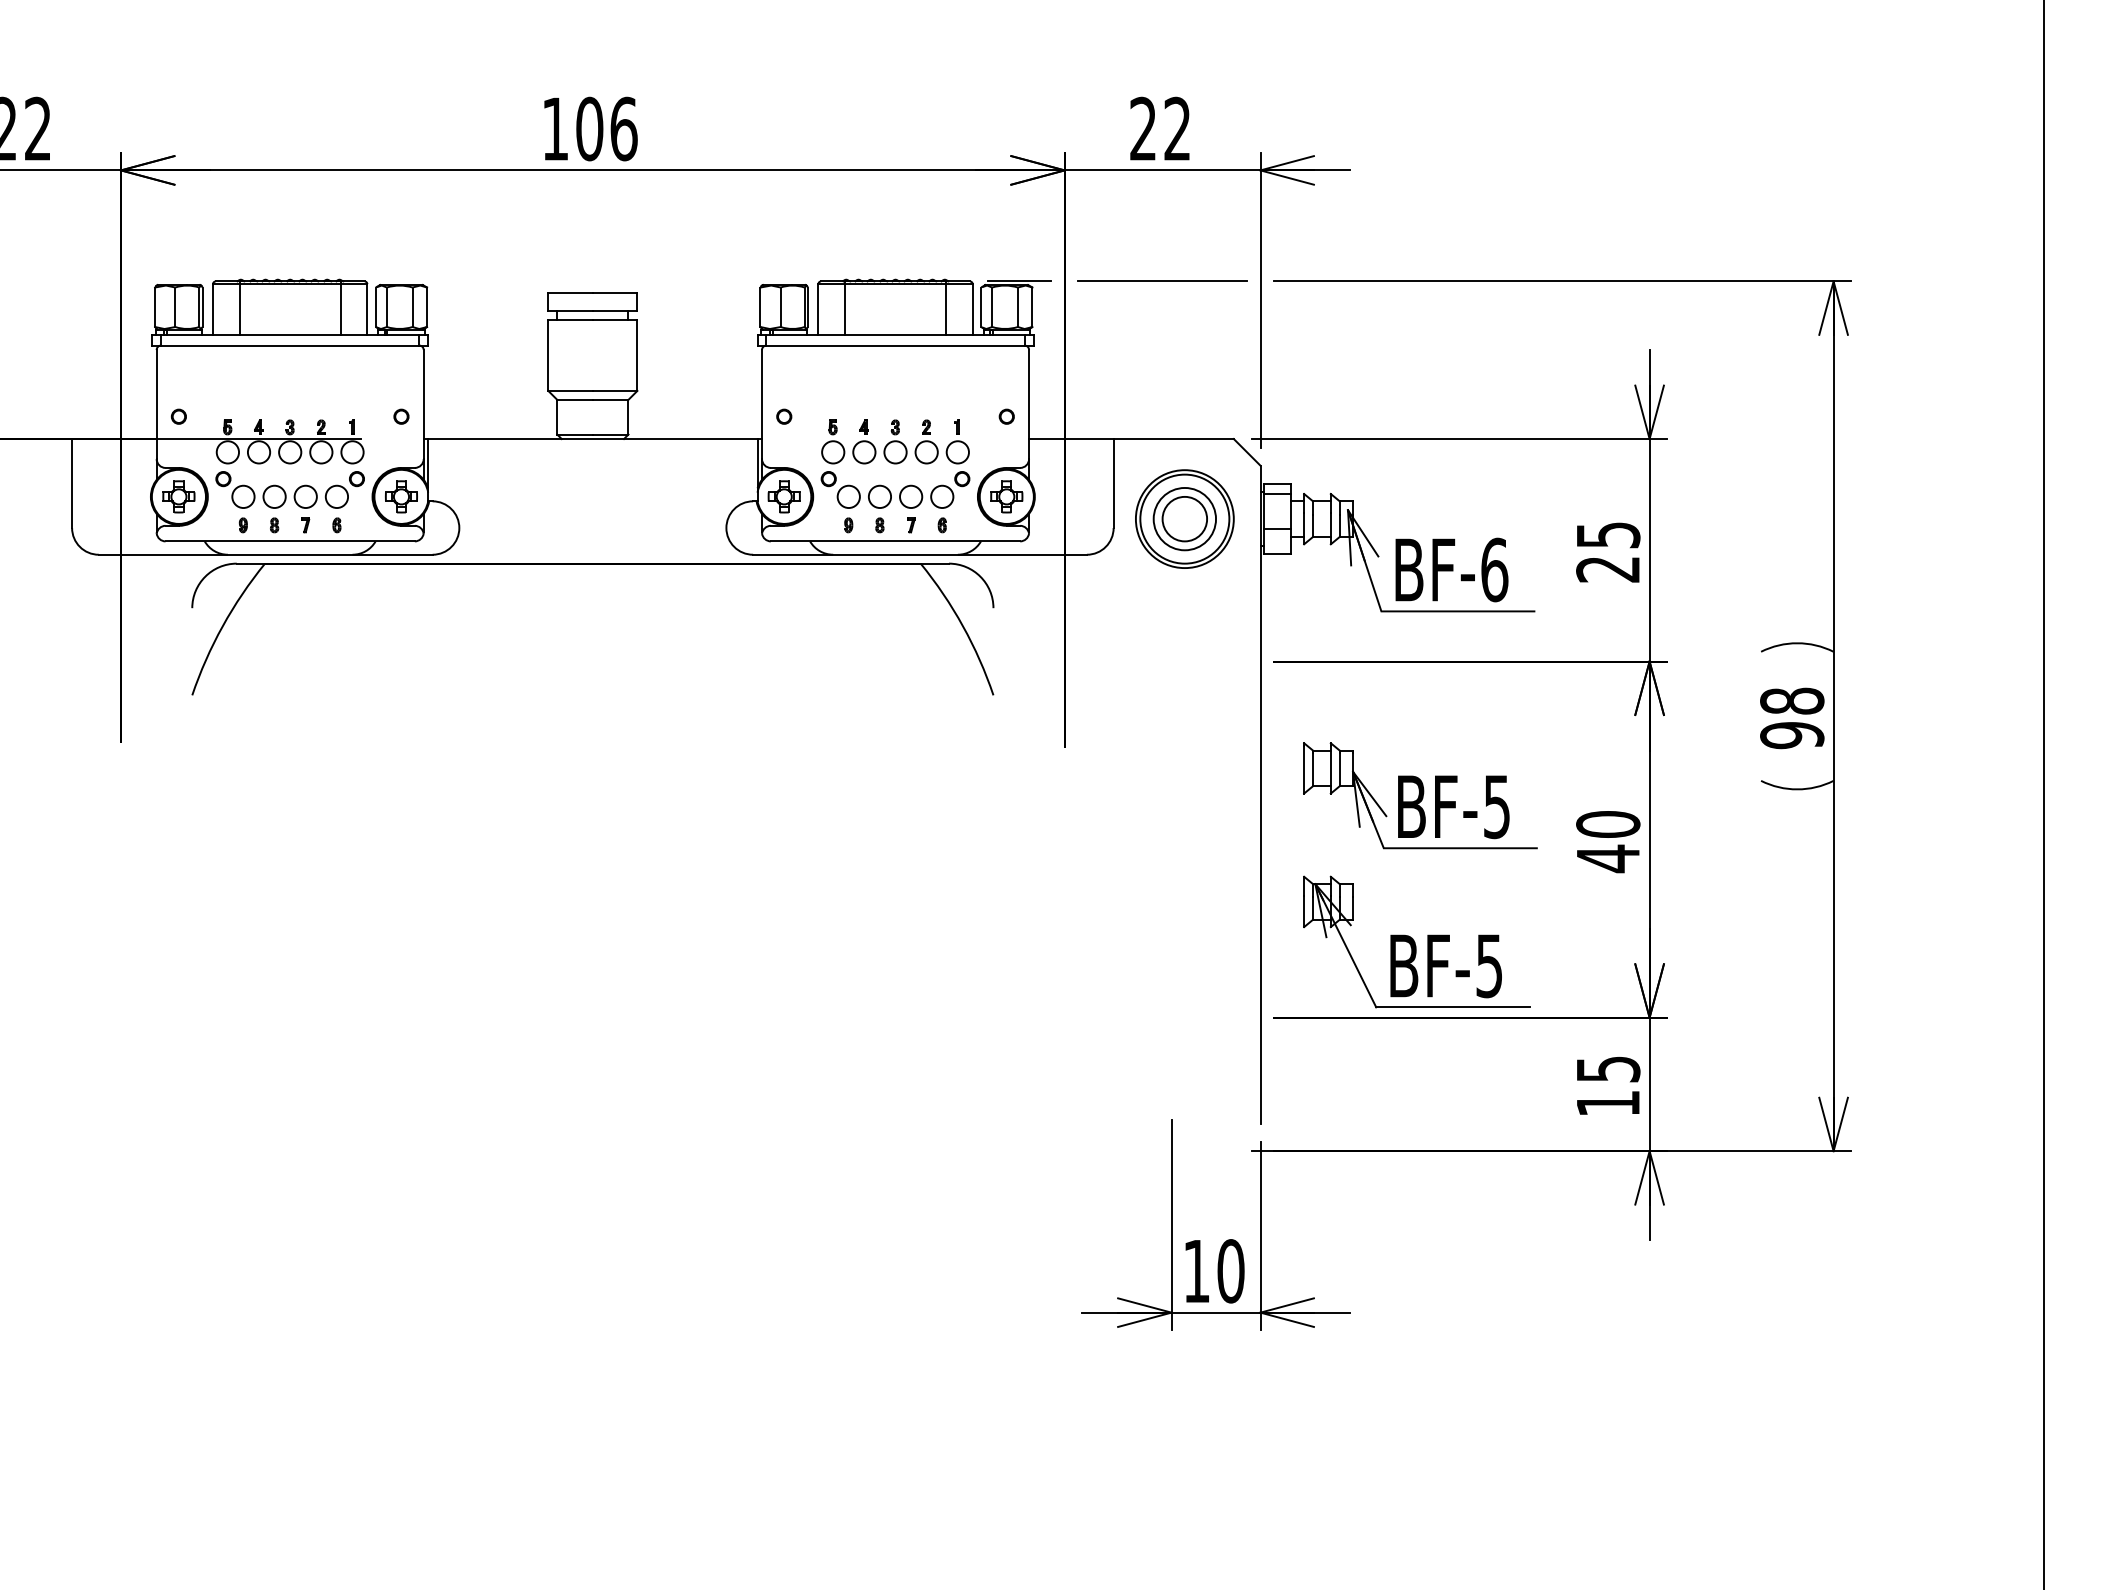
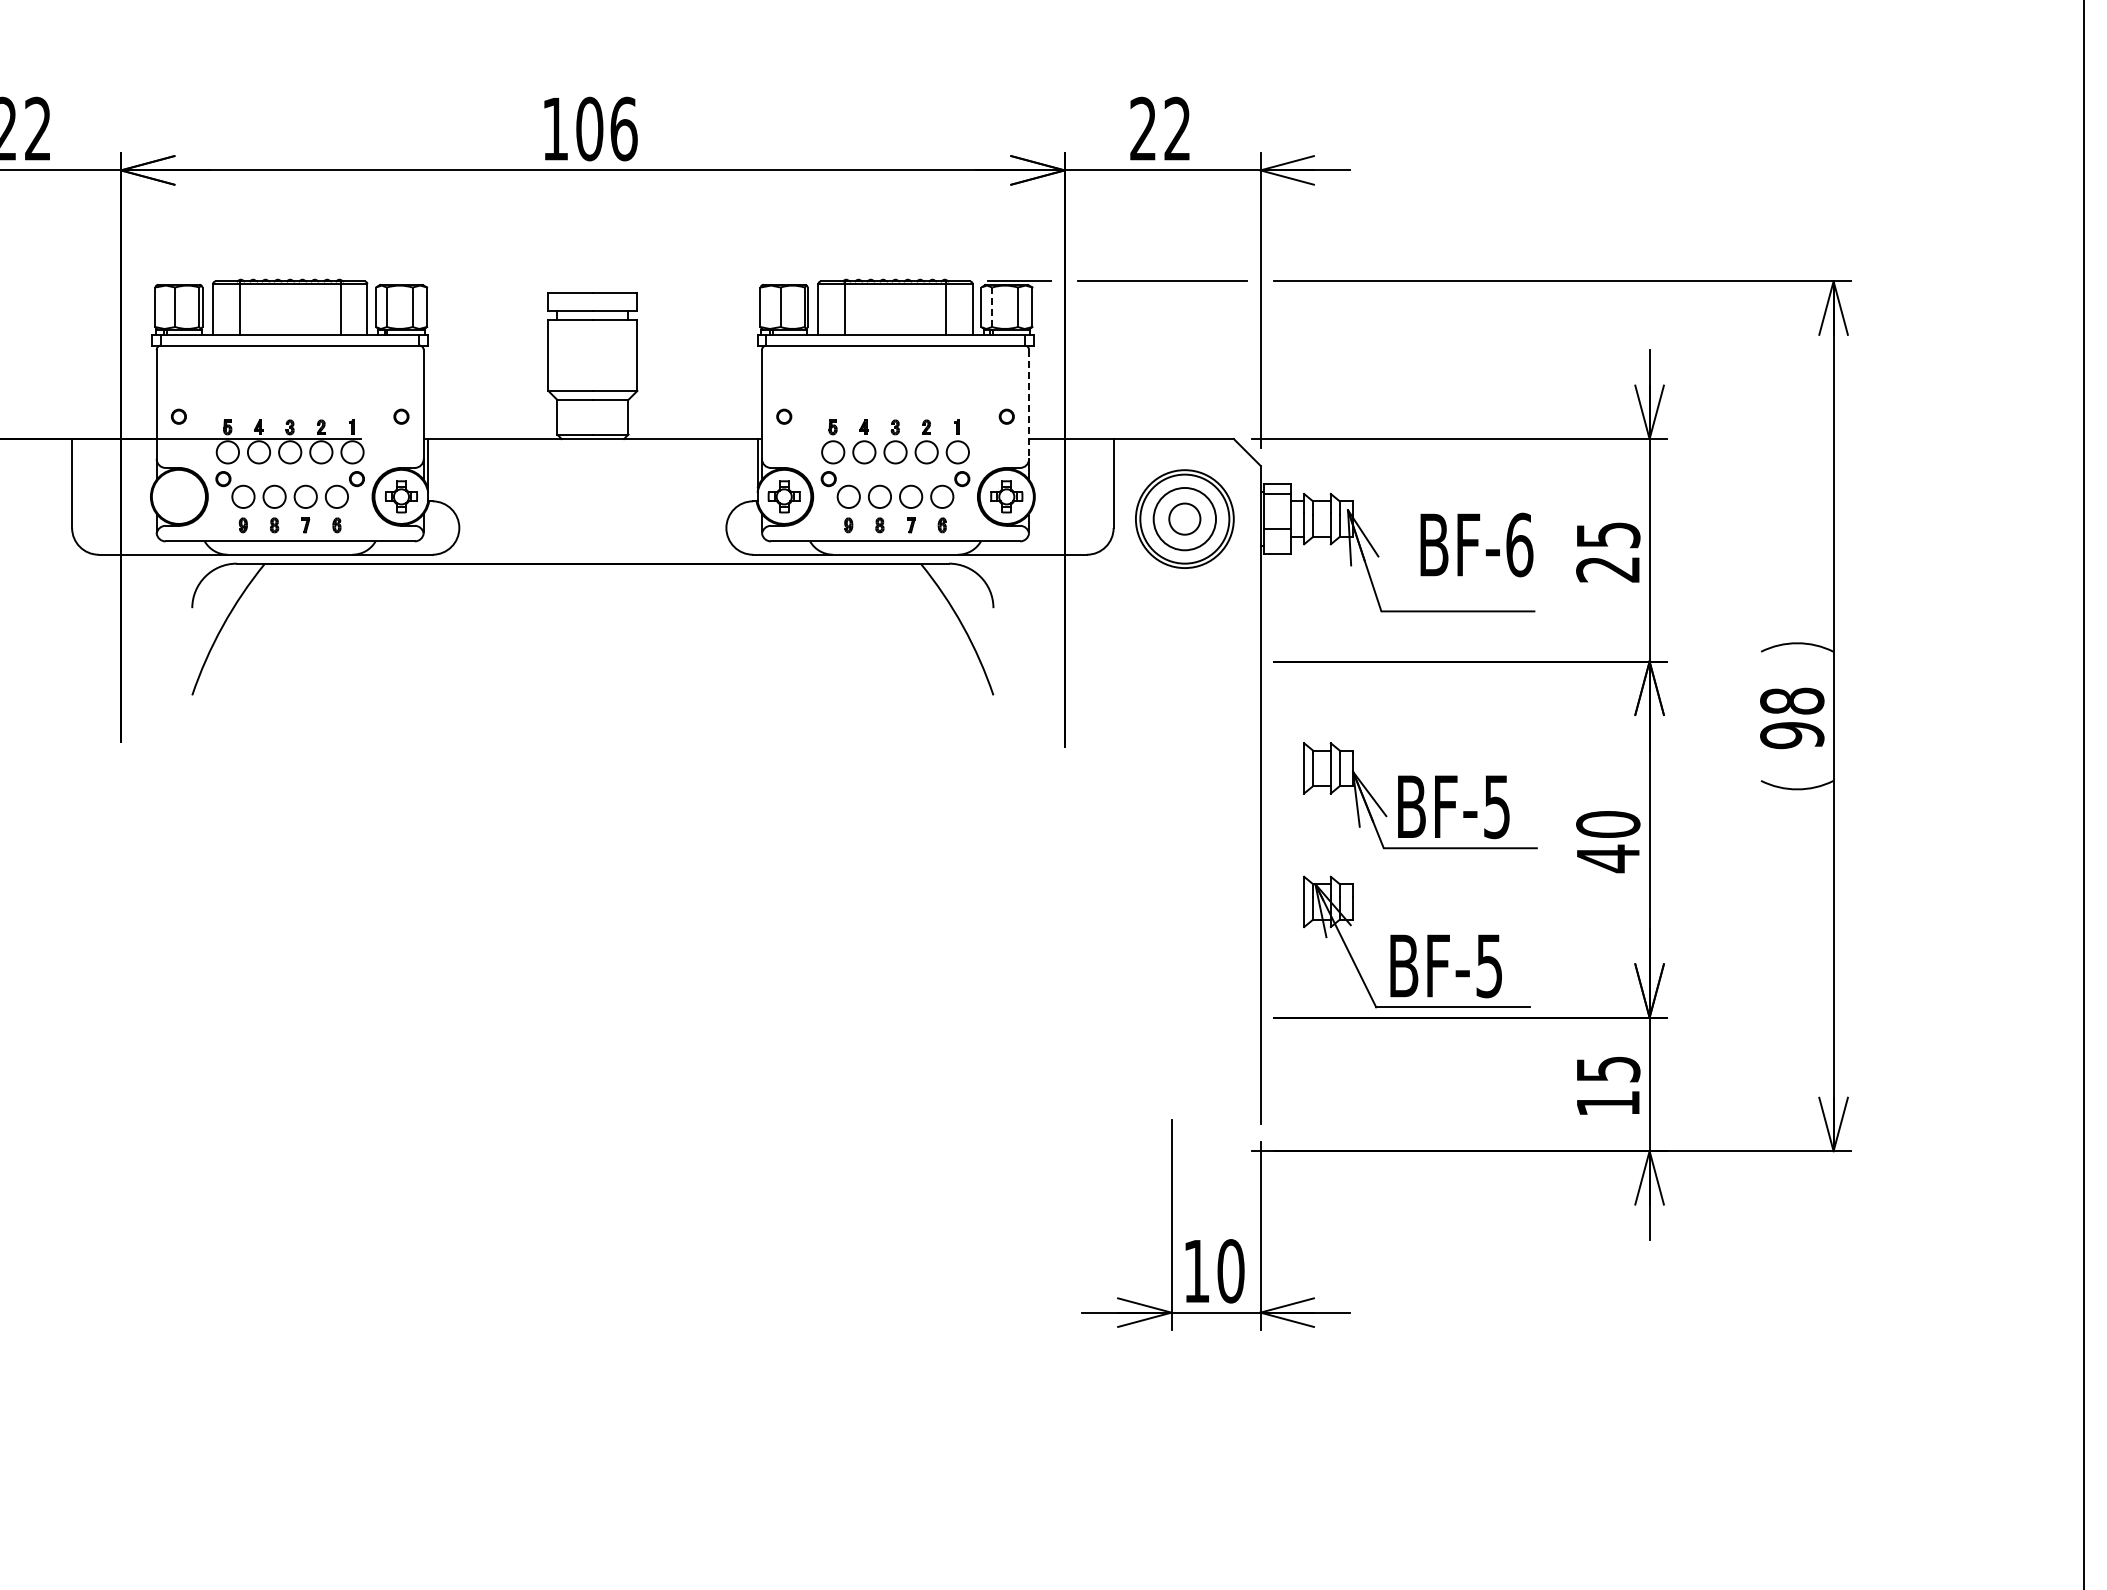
line: solid -> dashed (992, 307)
line: solid -> dashed (1029, 404)
part: present -> none (178, 496)
circle diameter: 45 px -> 31 px (1184, 518)
text position: (1451, 569) -> (1476, 544) (1476, 544)
line position: (2043, 794) -> (2083, 794) (2083, 794)
